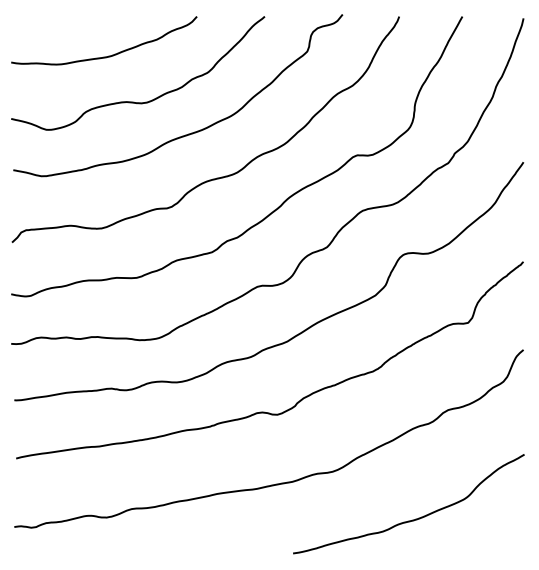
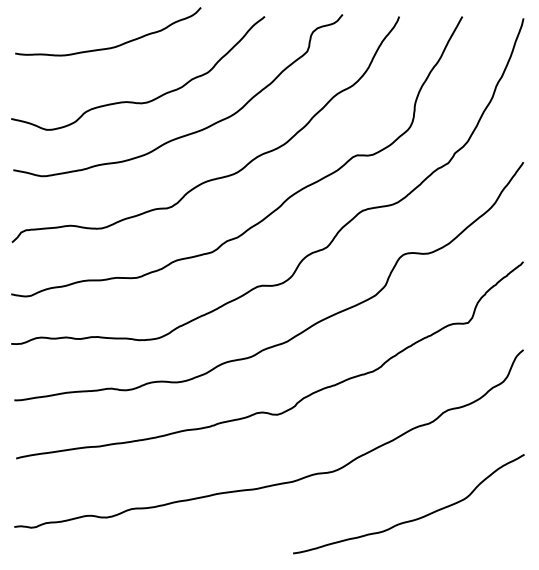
curve position: (108, 55) -> (112, 46) (112, 46)
